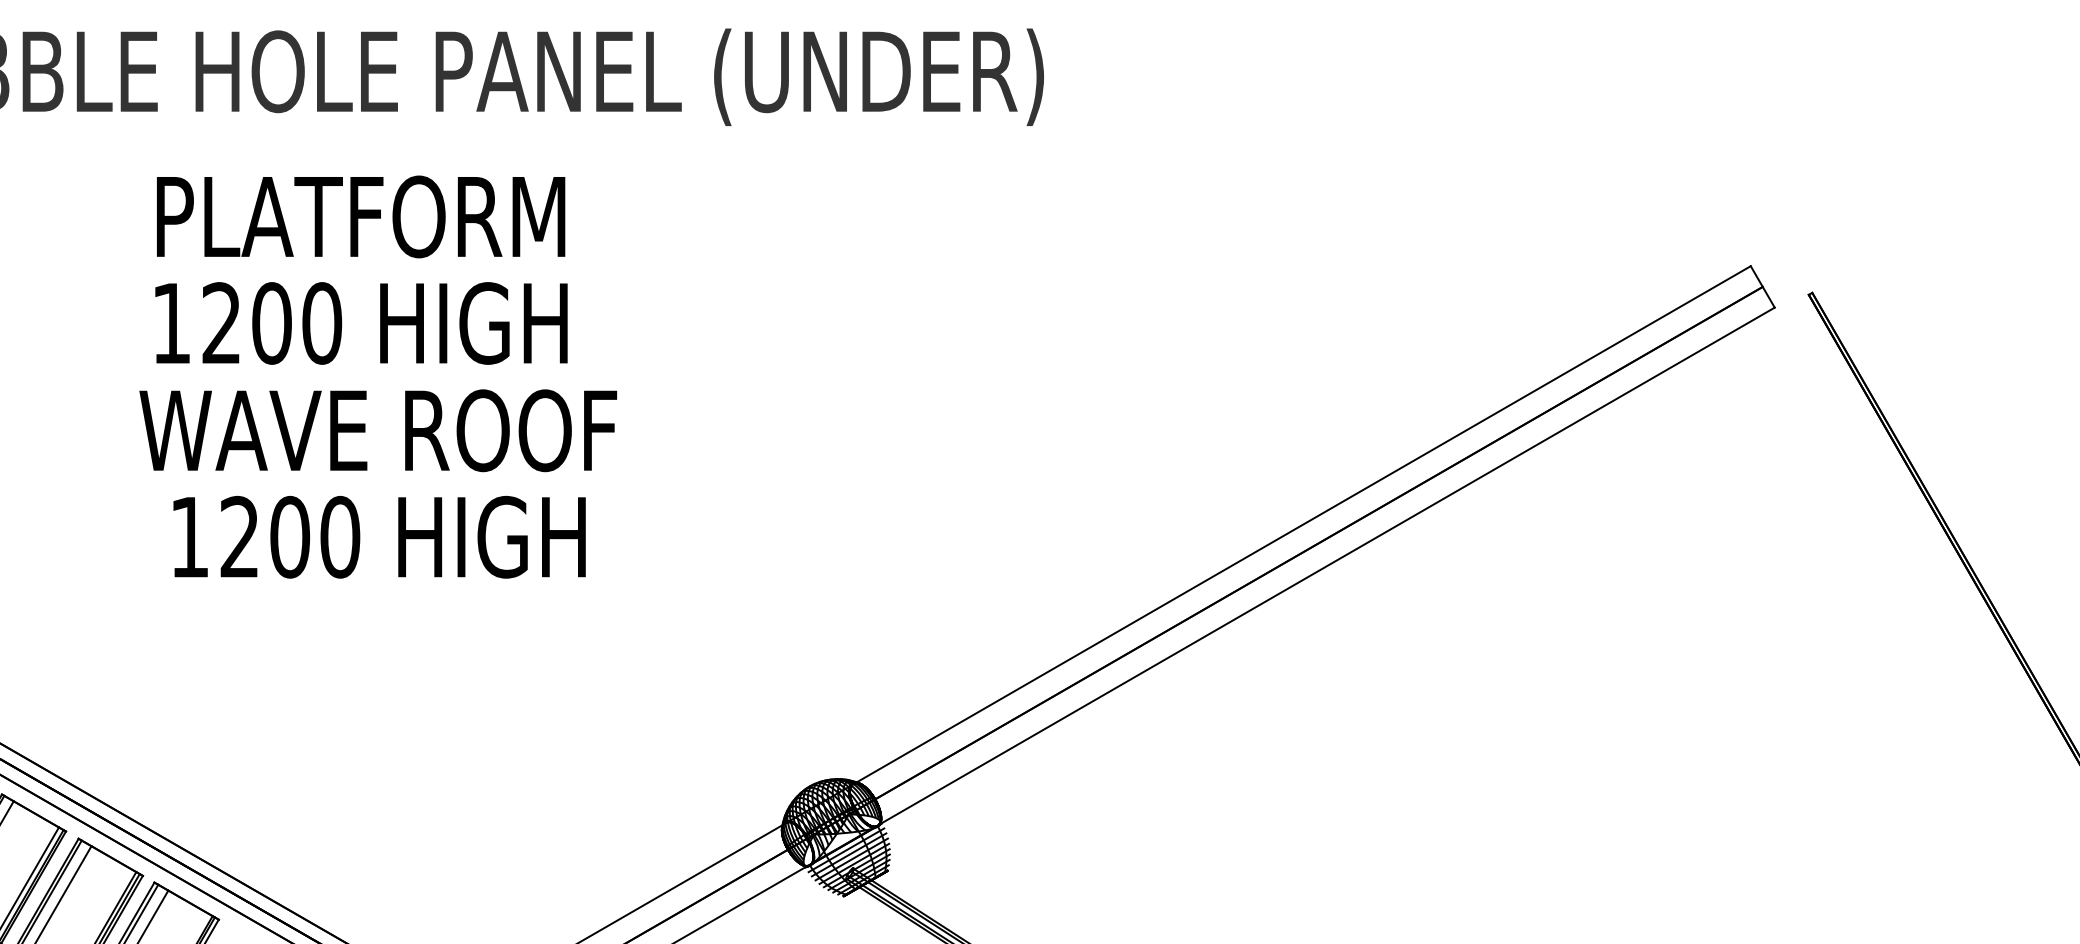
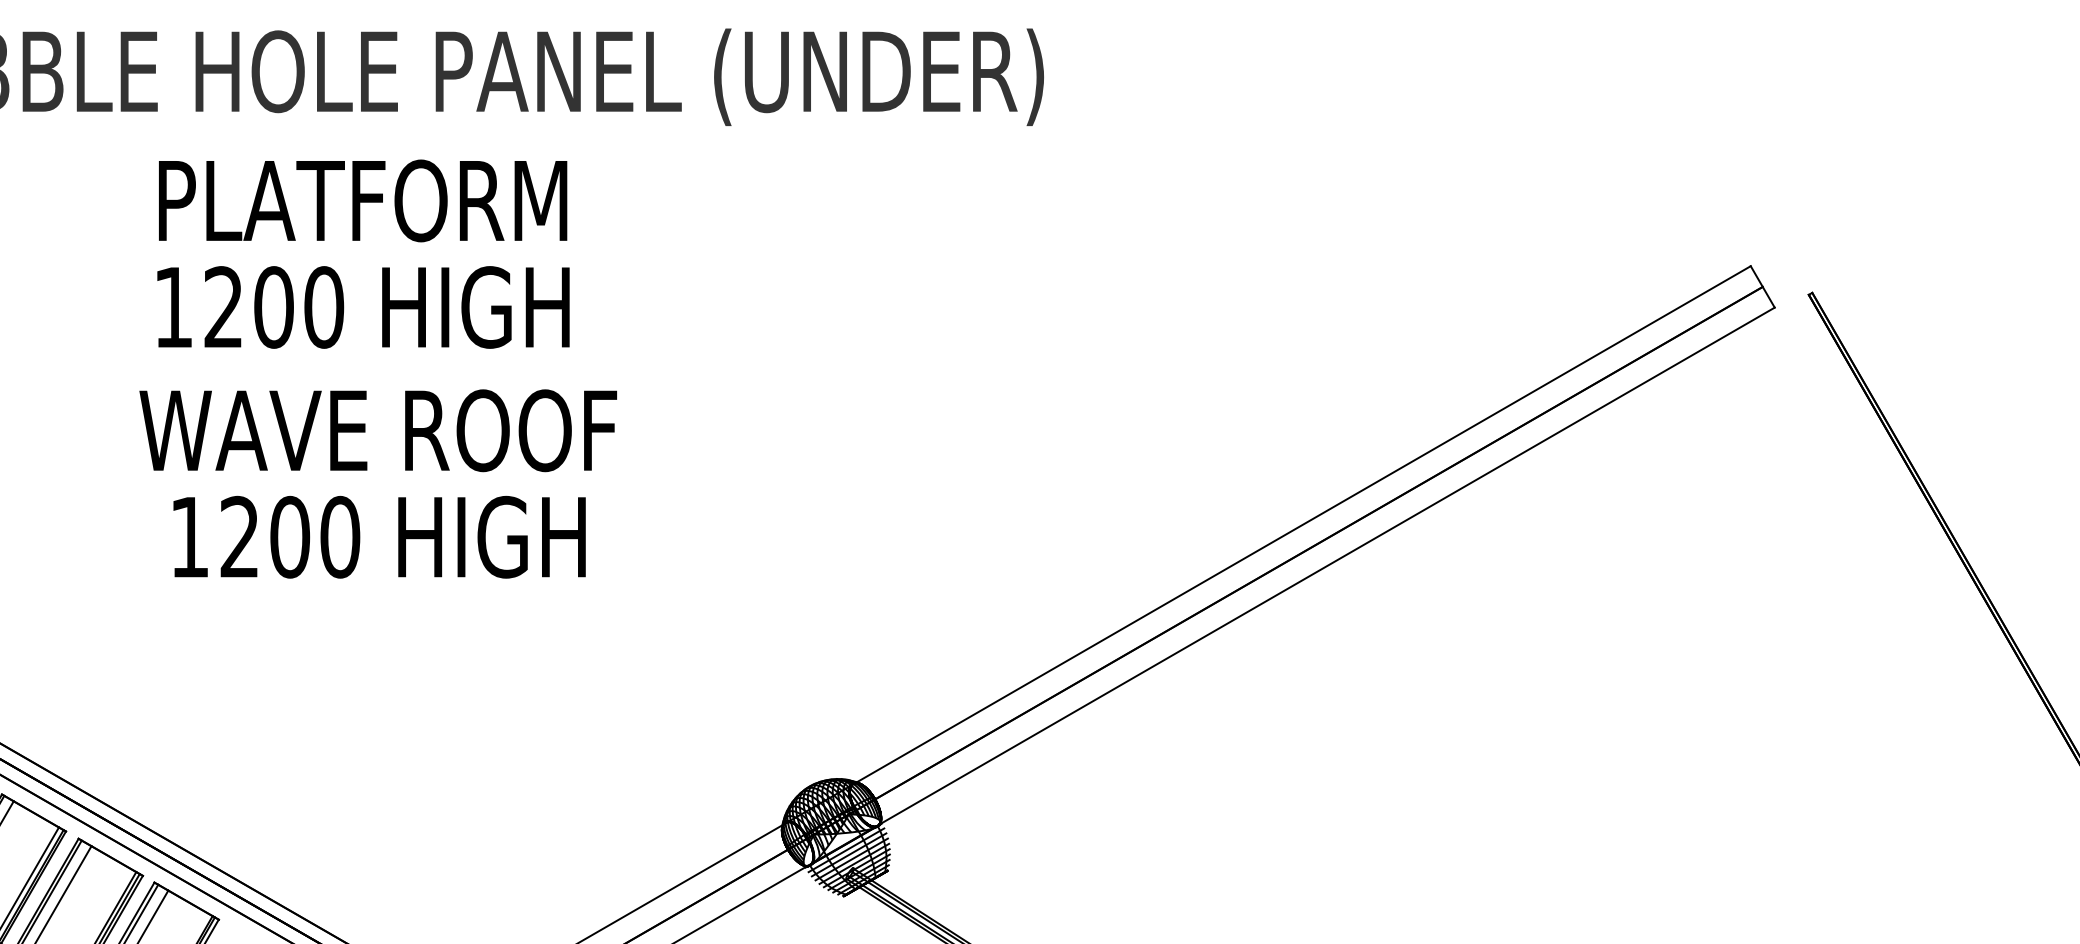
text position: (361, 269) -> (363, 253) (363, 253)
